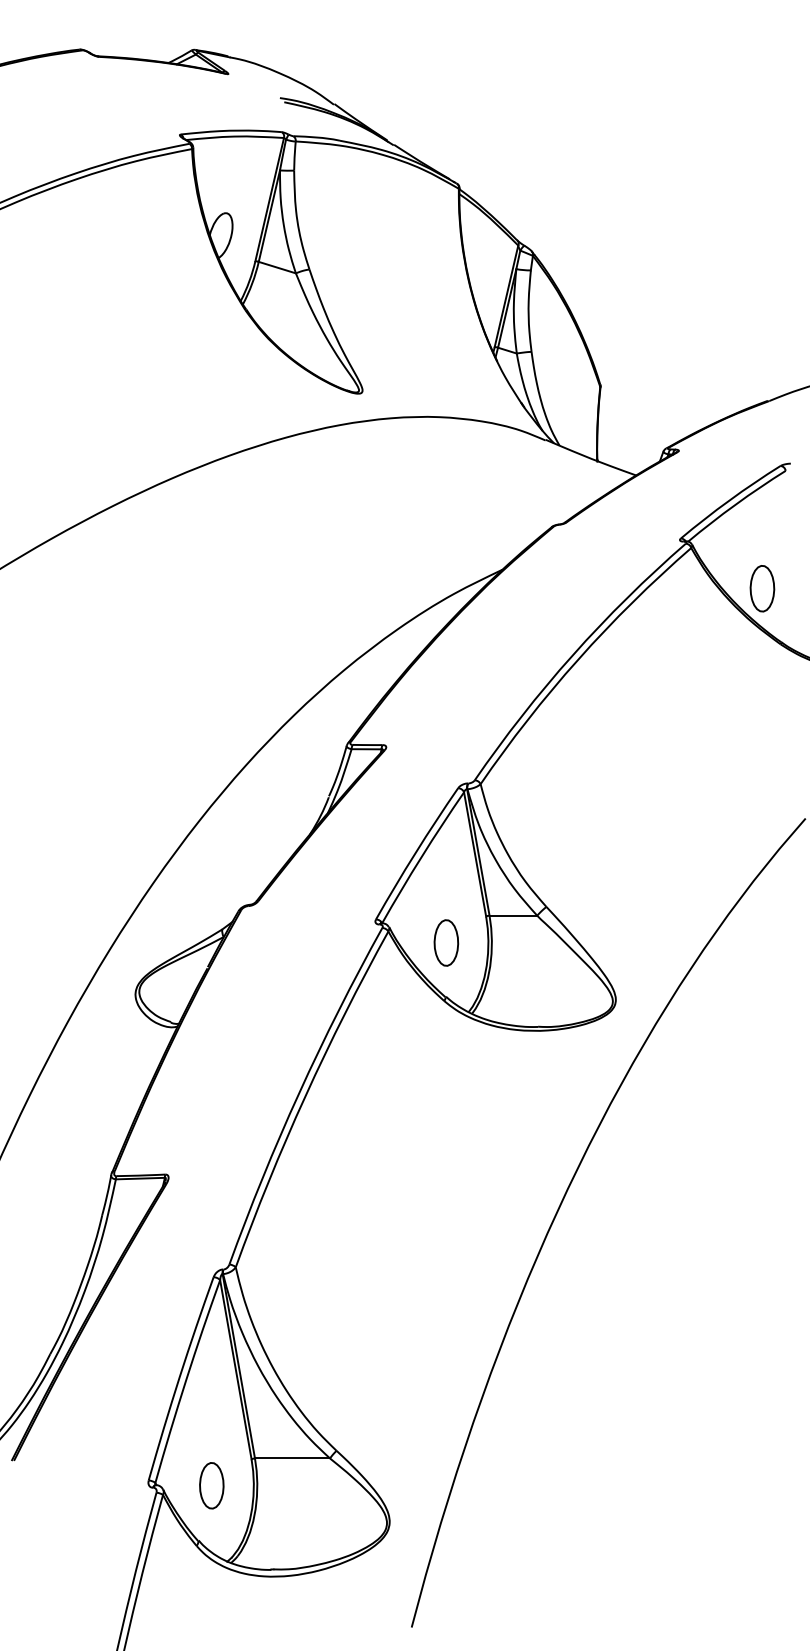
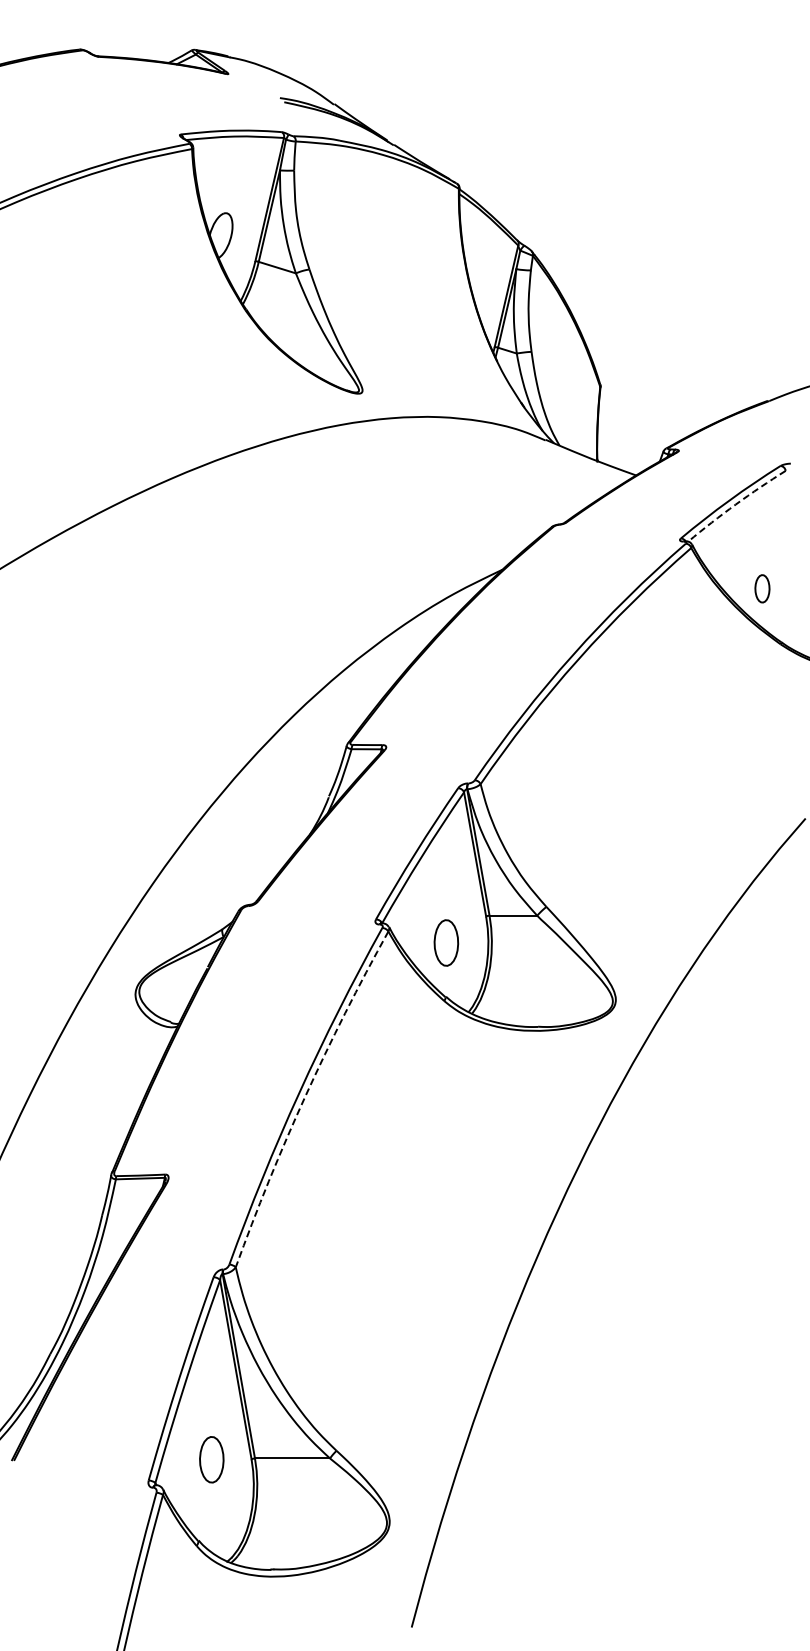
arc: solid -> dashed (735, 504)
part size: 27x48 px -> 17x30 px (762, 588)
arc: solid -> dashed (305, 1096)
part position: (211, 1485) -> (211, 1459) (211, 1459)
